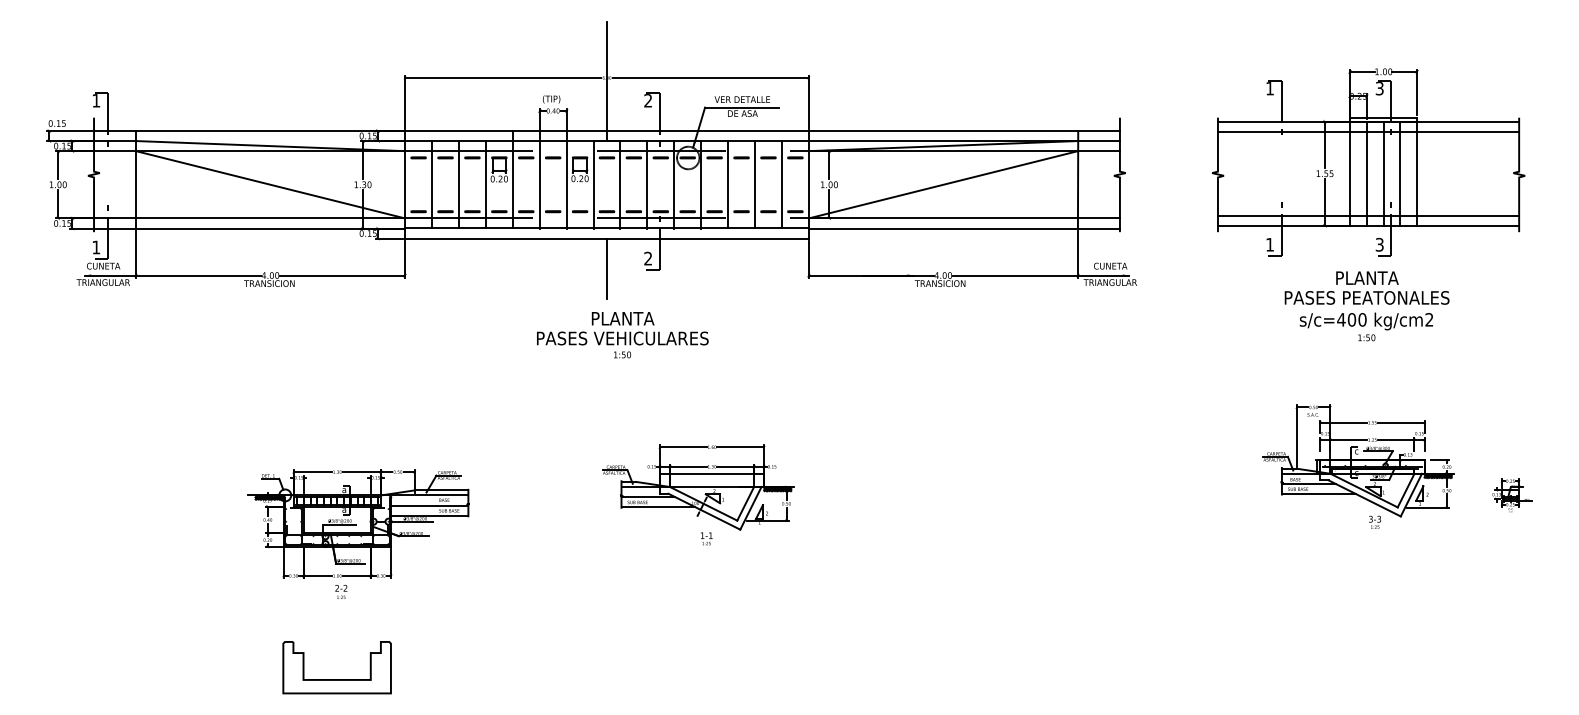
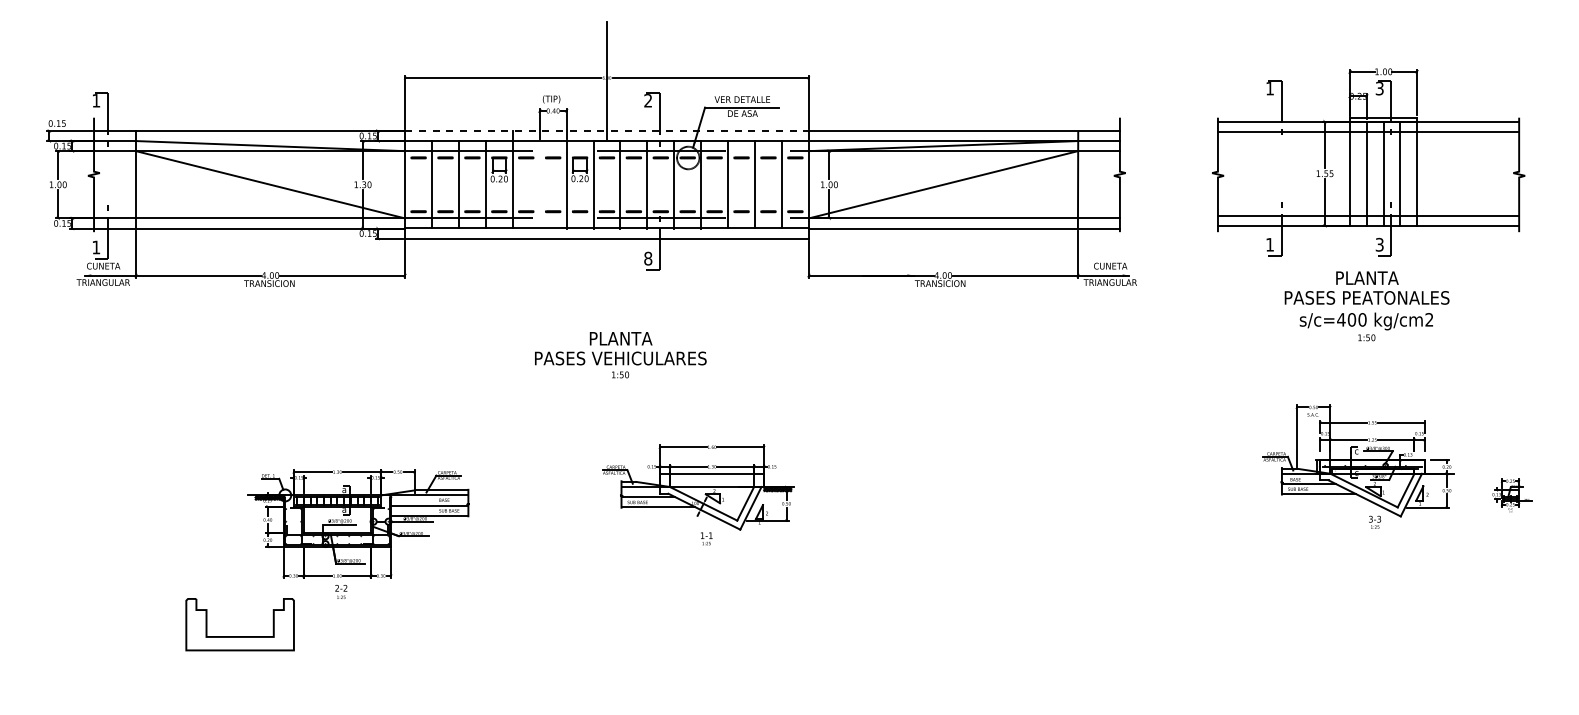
line: solid -> dashed (606, 130)
line: present -> none (539, 184)
text: 2 -> 8 (648, 258)
line: present -> none (606, 268)
text position: (622, 335) -> (620, 355) (620, 355)
hatch: present -> none (1437, 475)
part position: (336, 679) -> (239, 636) (239, 636)
